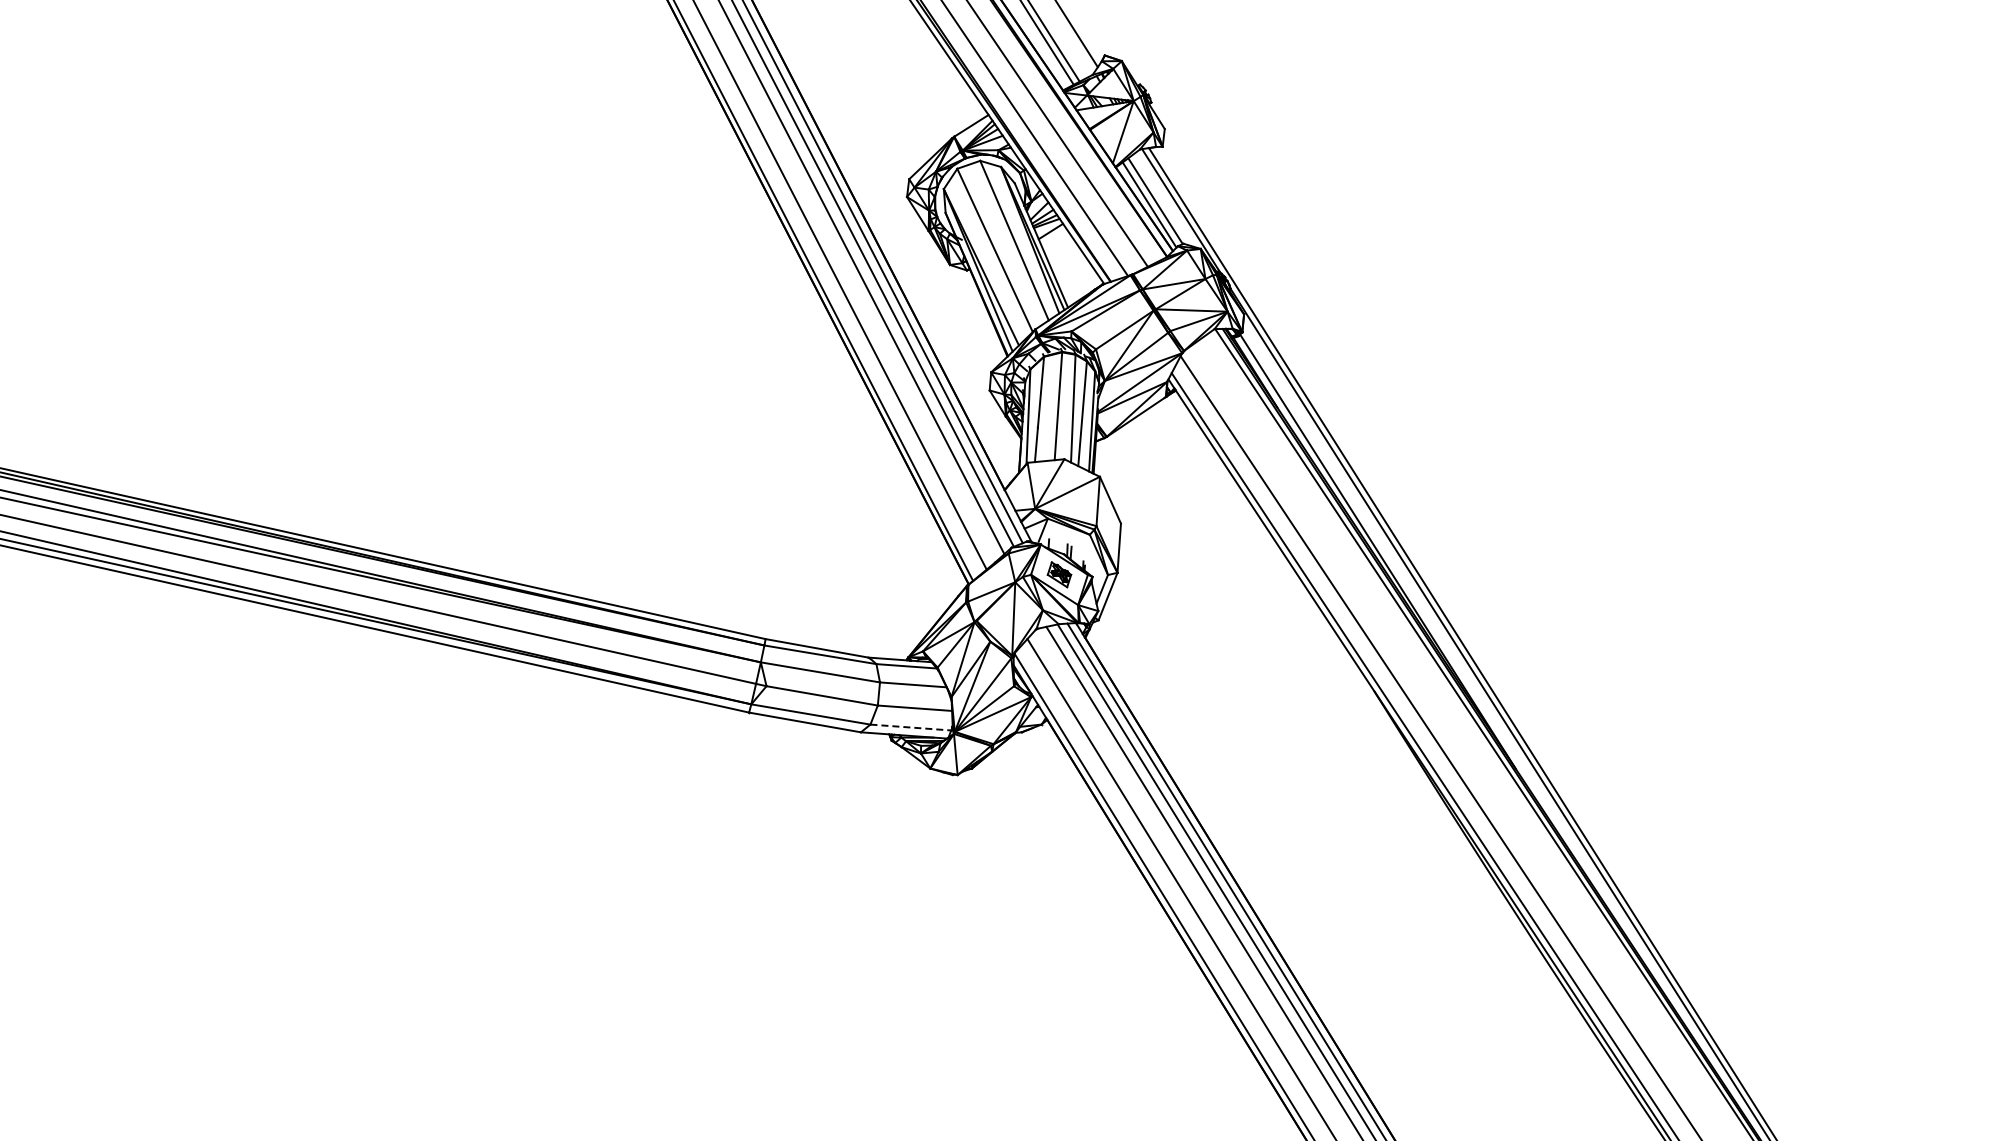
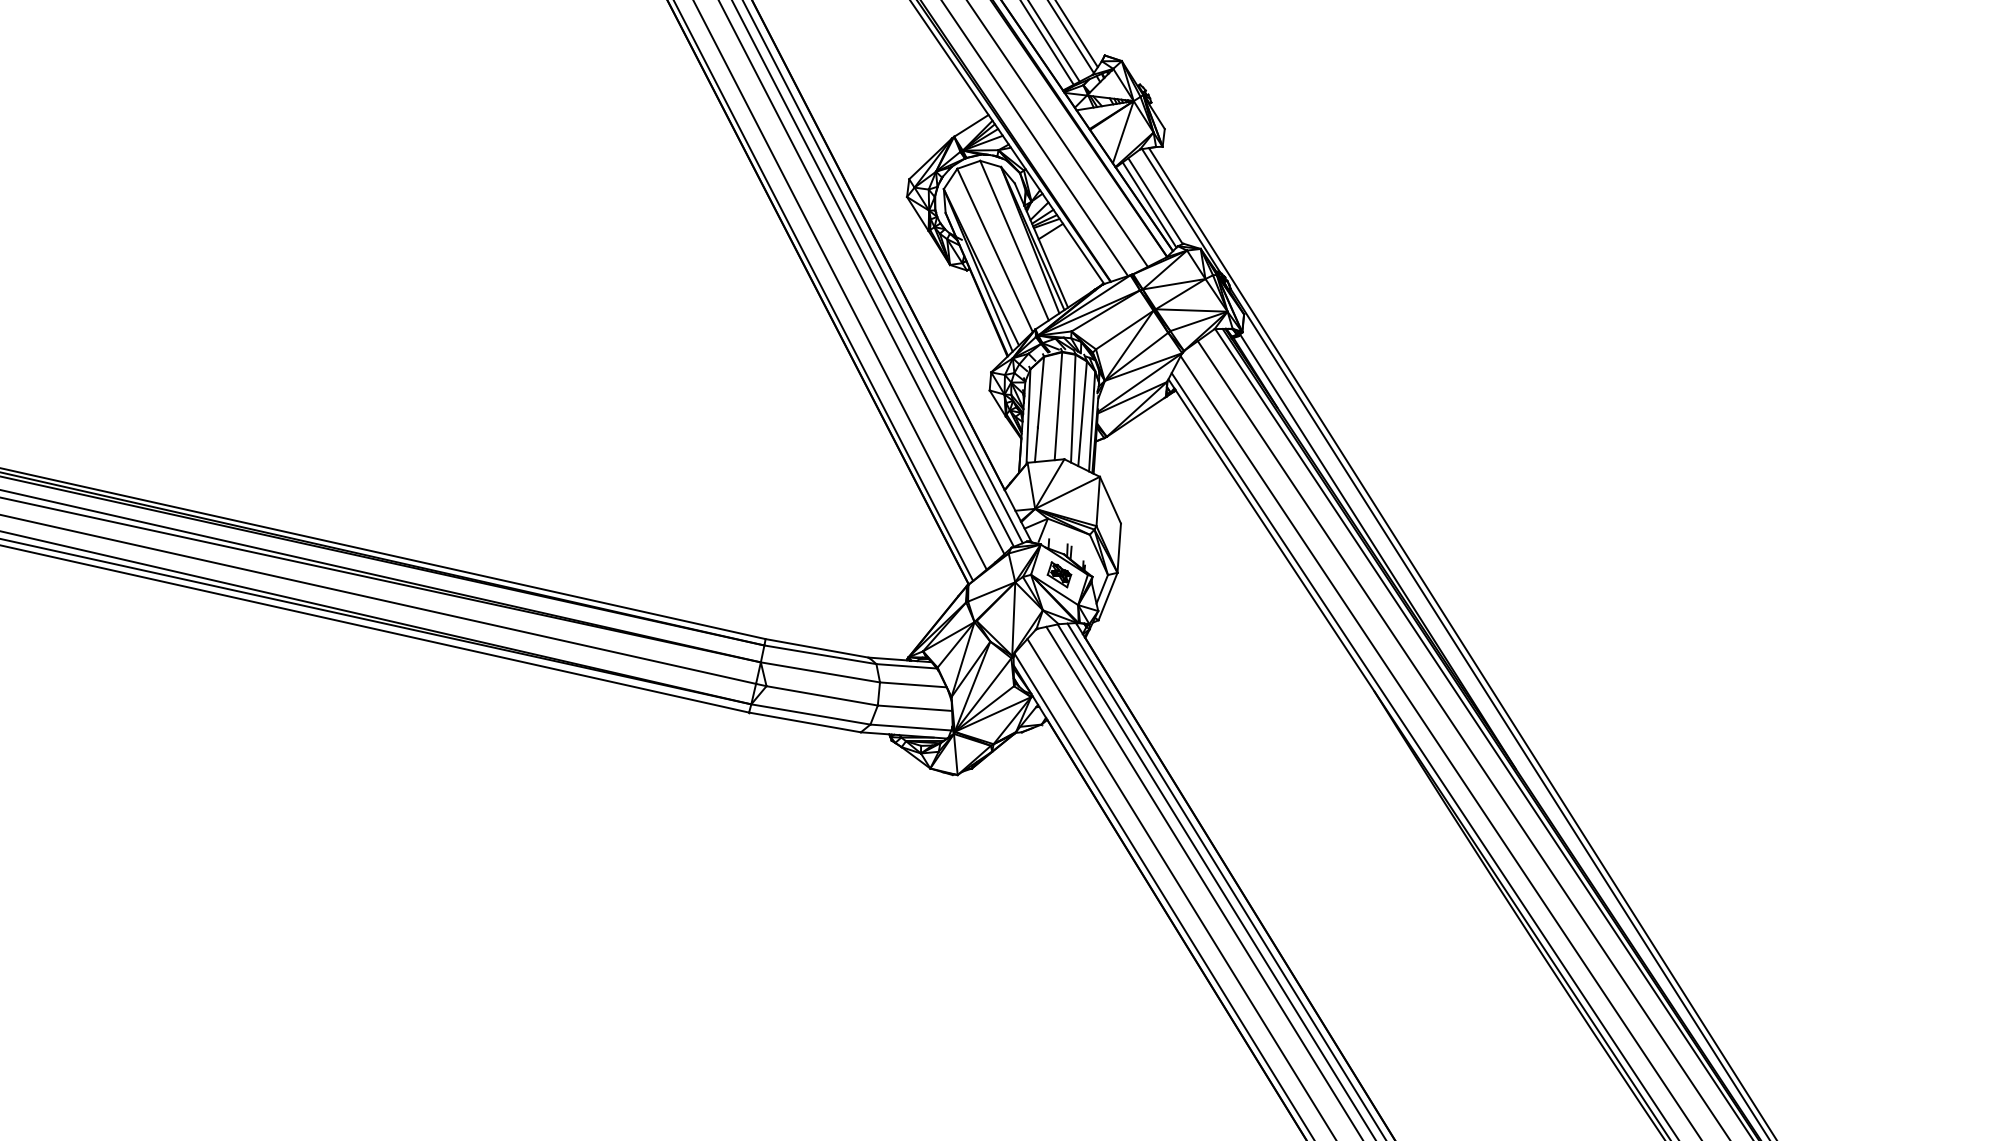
line: none -> present (1070, 37)
line: dashed -> solid (910, 727)
line: none -> present (1462, 739)
